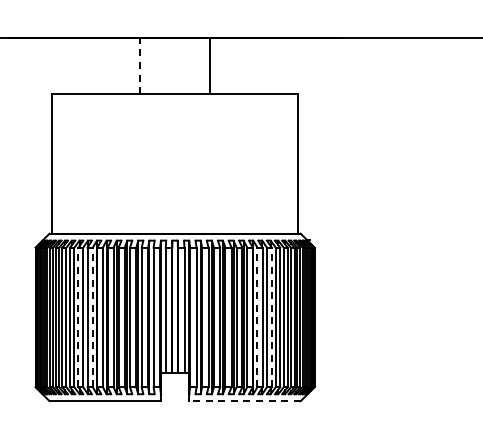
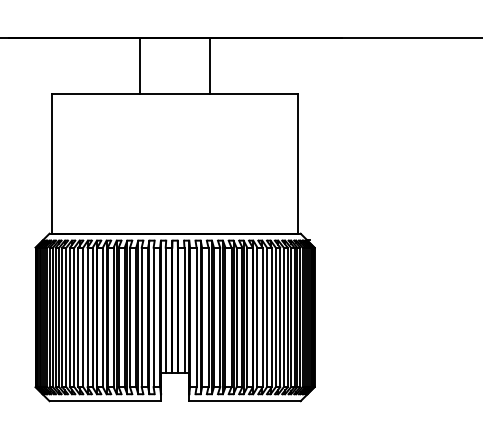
line: dashed -> solid (140, 66)
line: dashed -> solid (78, 317)
line: dashed -> solid (92, 317)
line: dashed -> solid (257, 317)
line: dashed -> solid (271, 317)
line: dashed -> solid (244, 401)
